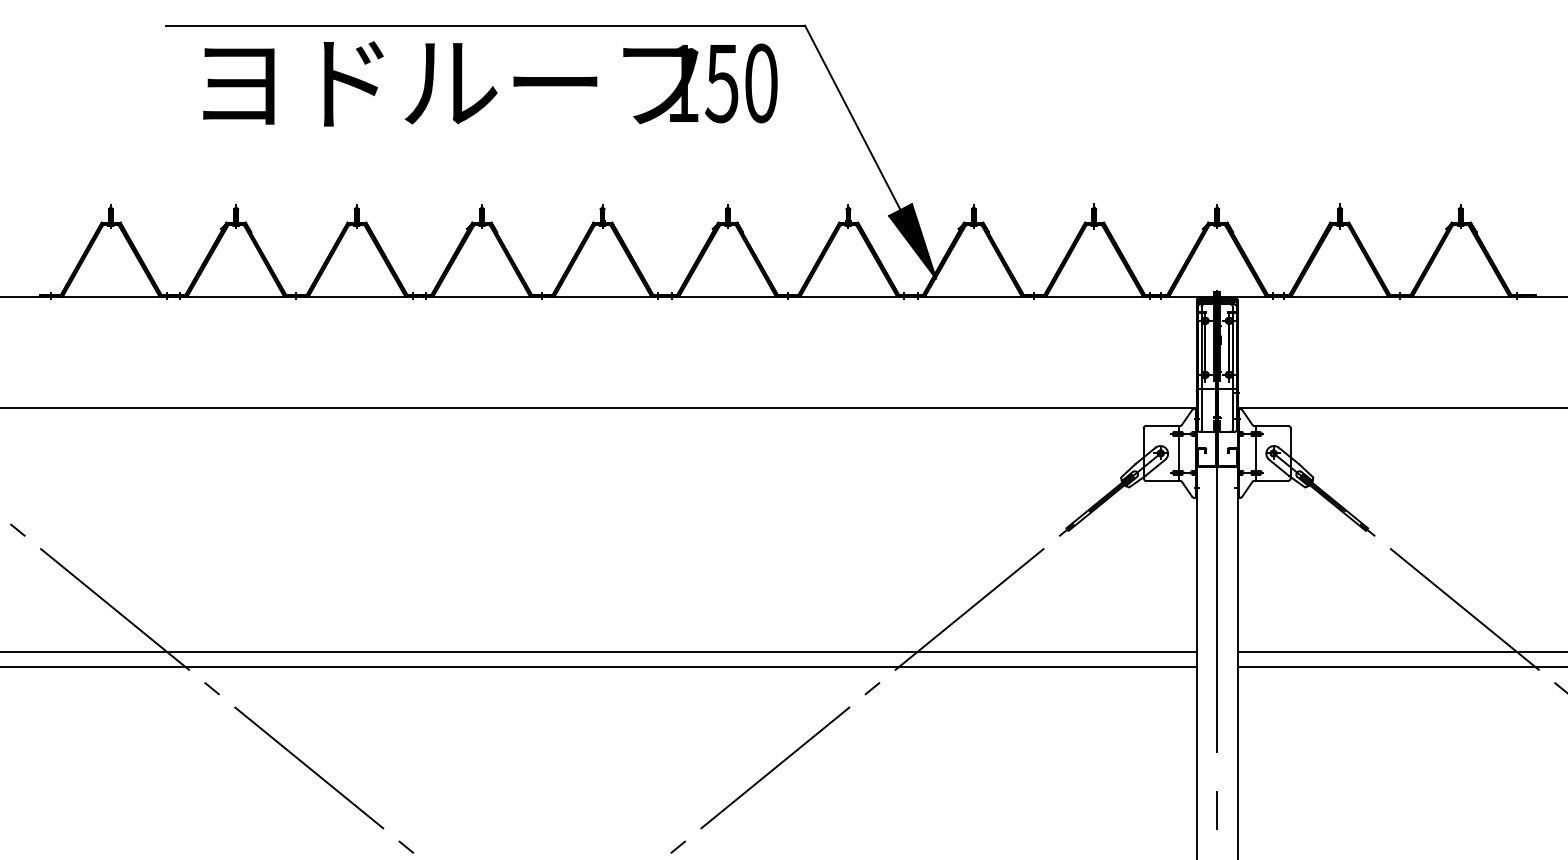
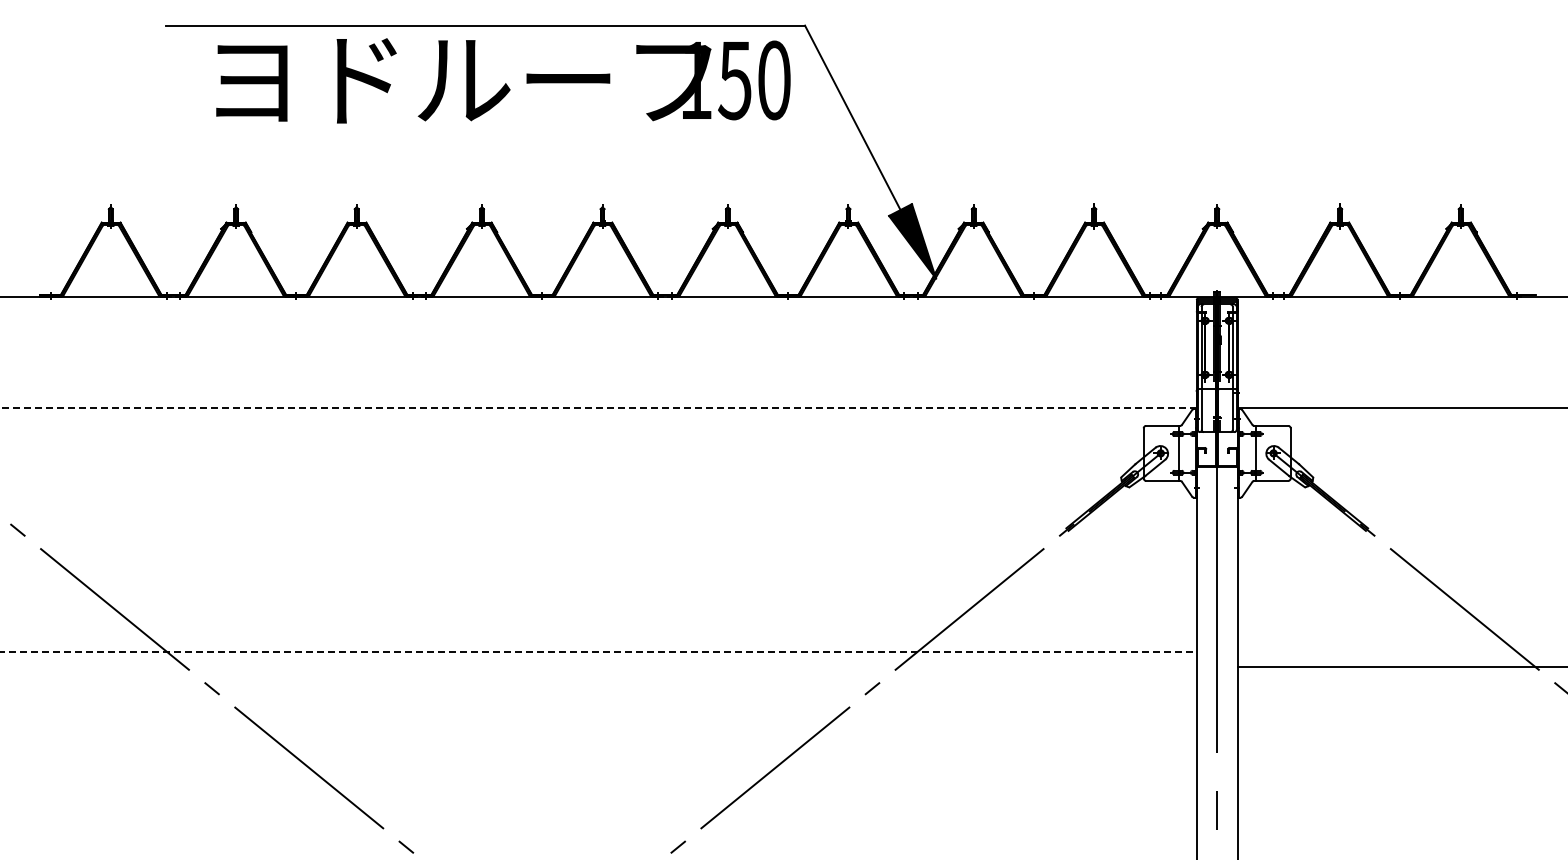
text position: (490, 83) -> (503, 80) (503, 80)
line: solid -> dashed (597, 407)
line: solid -> dashed (598, 651)
line: present -> none (1400, 651)
line: present -> none (599, 667)
